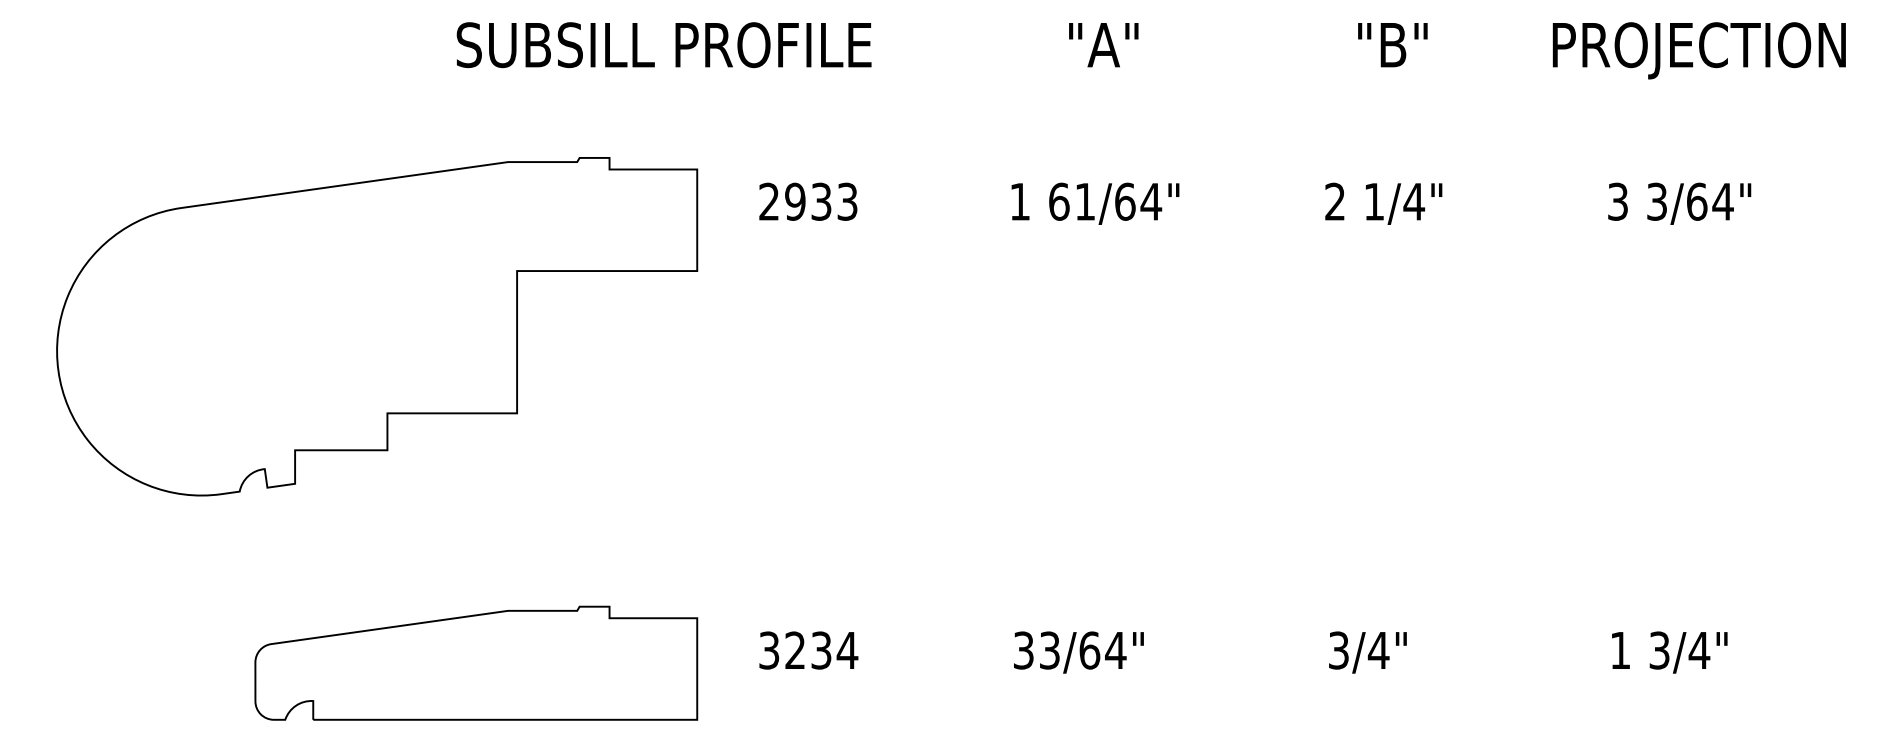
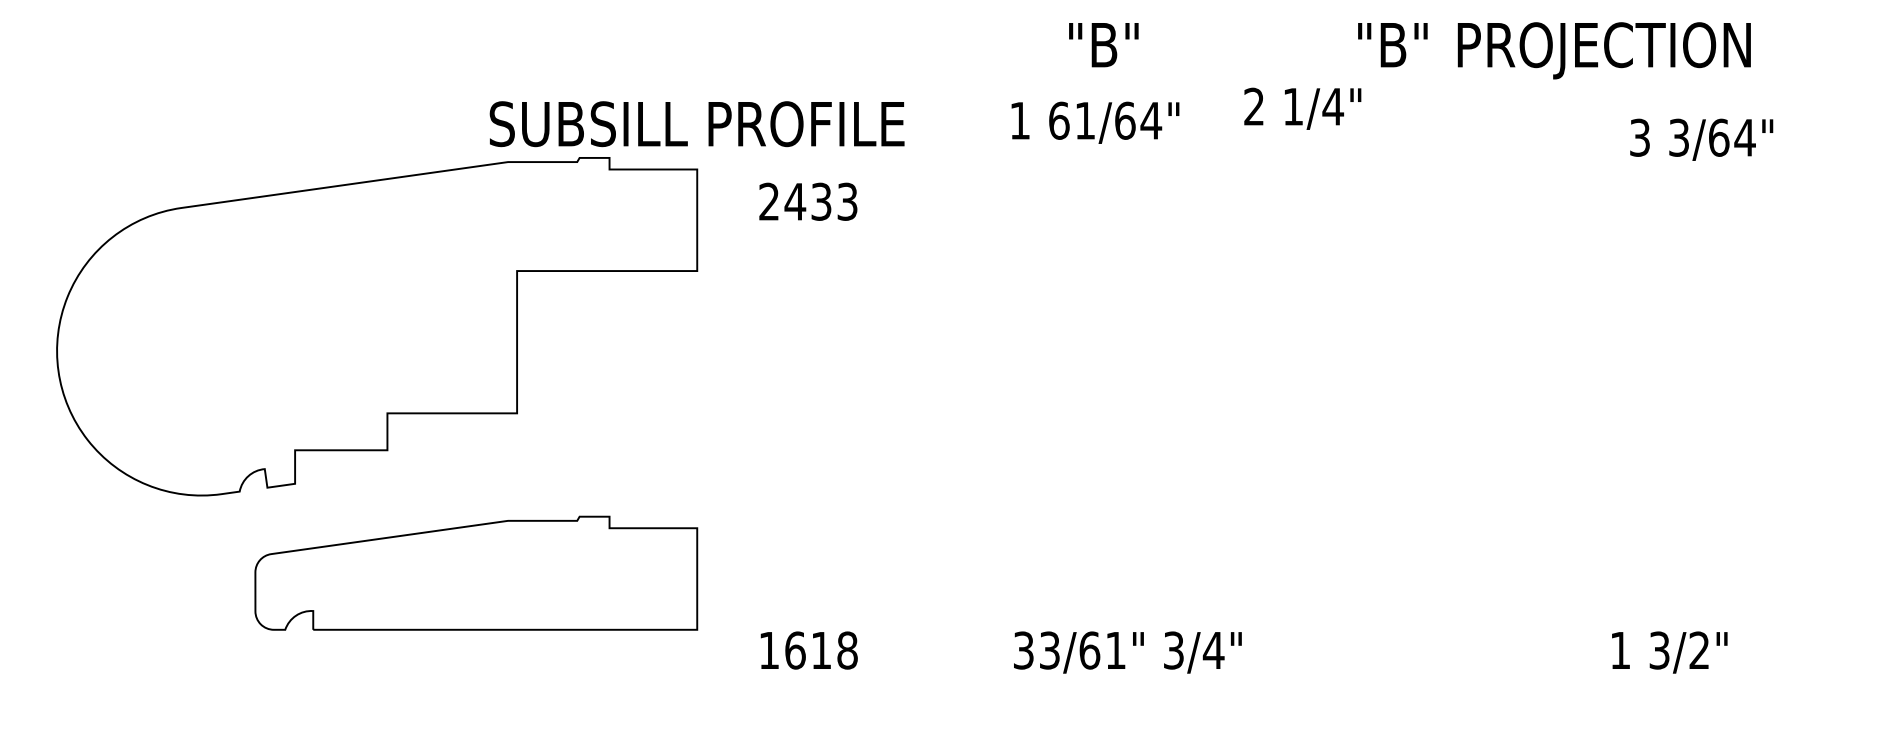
text position: (663, 45) -> (696, 124) (696, 124)
text: "A" -> "B" (1112, 45)
text position: (1698, 50) -> (1603, 50) (1603, 50)
text: 2933 -> 2433 (795, 201)
text position: (1095, 203) -> (1095, 122) (1095, 122)
text position: (1383, 203) -> (1302, 108) (1302, 108)
text position: (1679, 203) -> (1701, 139) (1701, 139)
text: 3/4" -> 3/2" (1699, 649)
text: 3234 -> 1618 (808, 650)
text: 33/64" -> 33/61" (1115, 650)
text position: (1367, 652) -> (1202, 652) (1202, 652)
part position: (476, 662) -> (476, 572) (476, 572)
